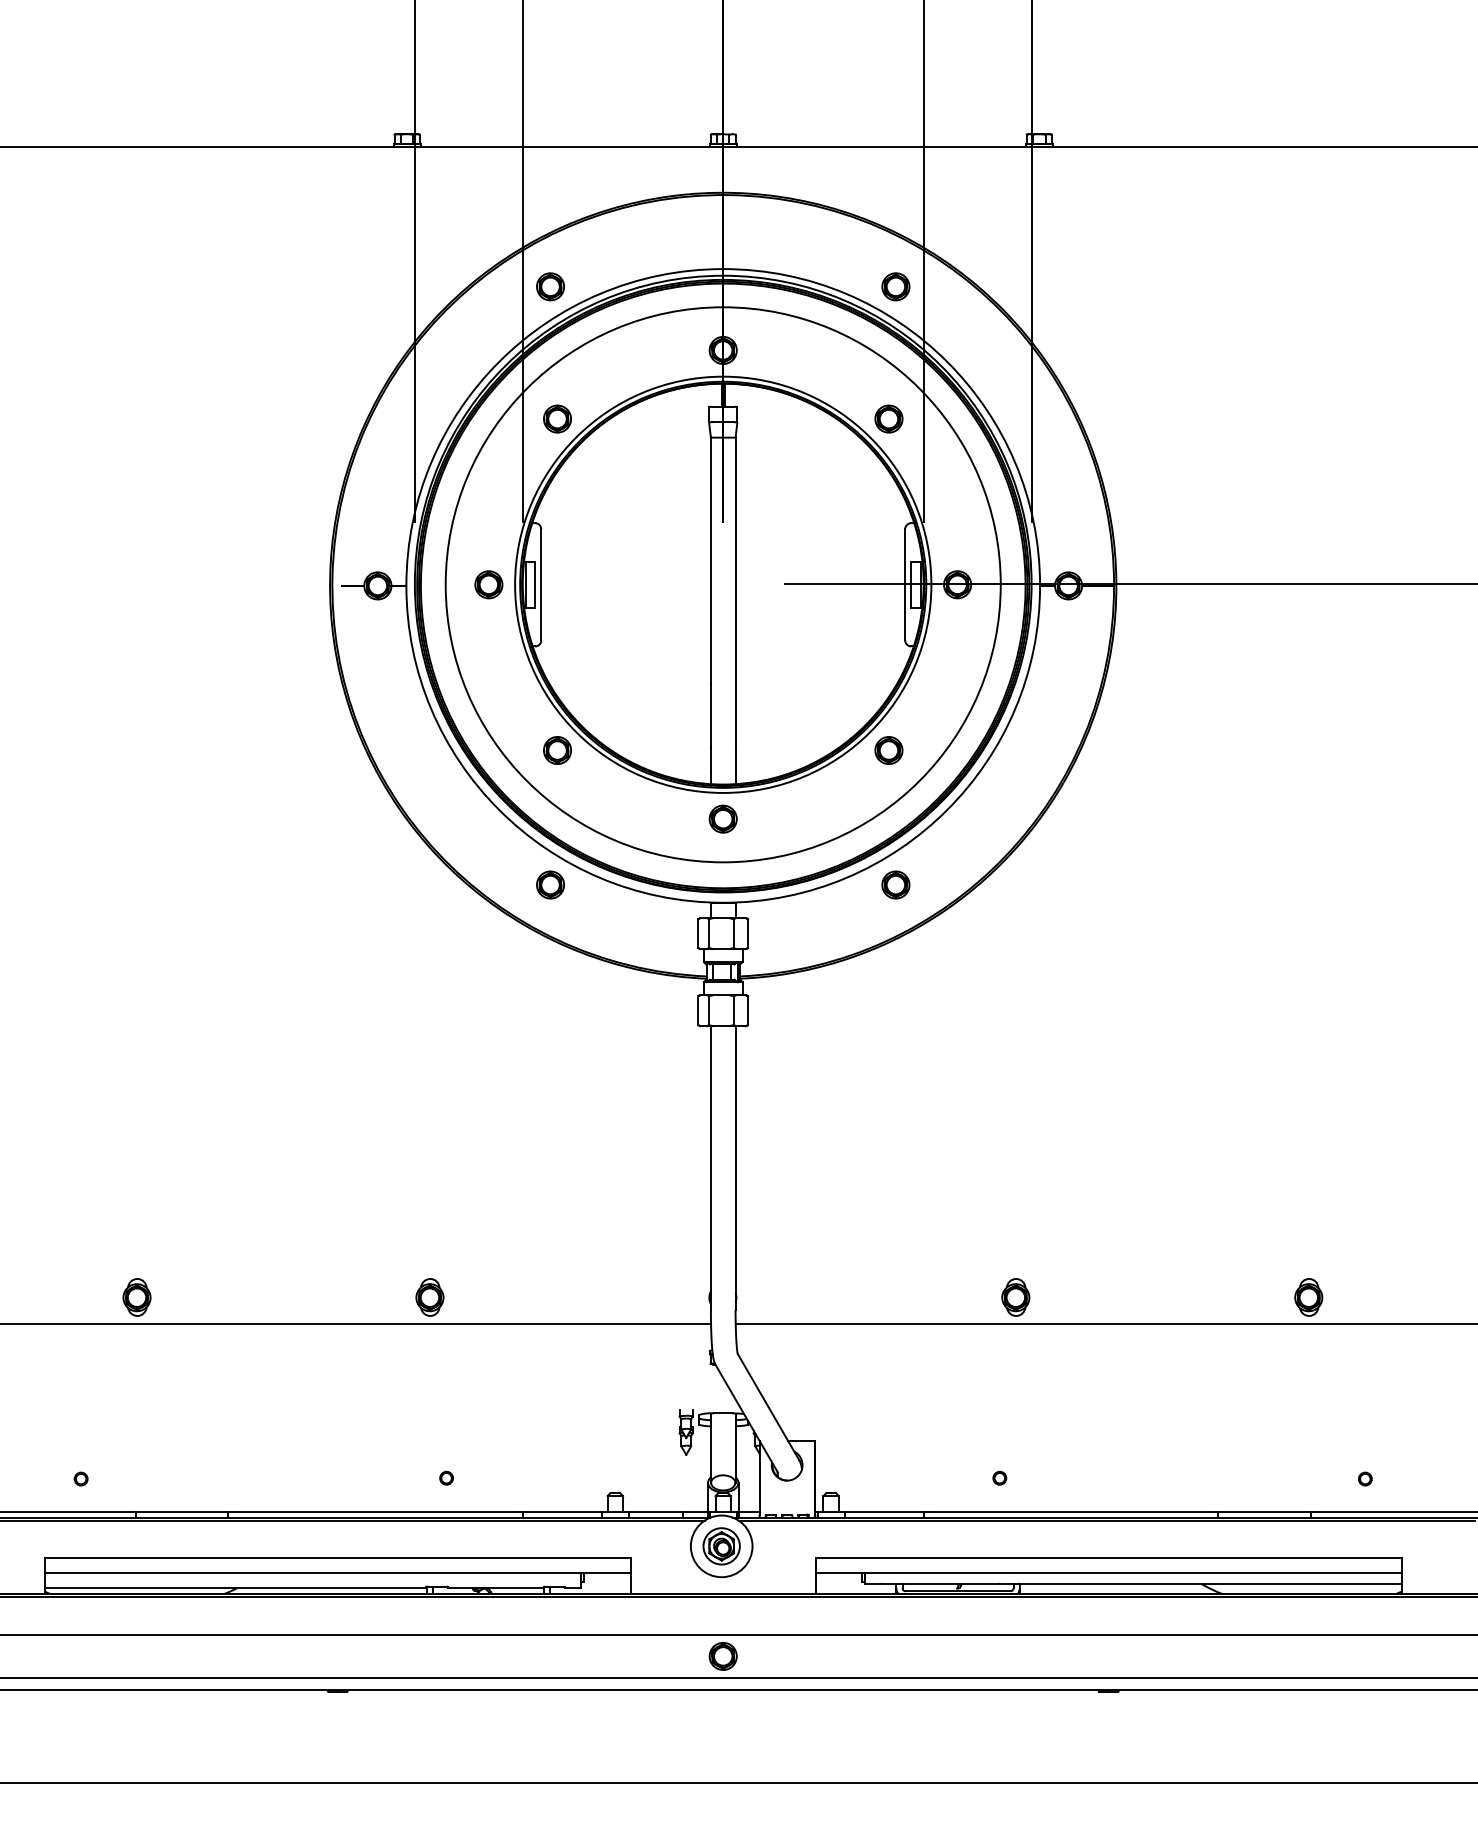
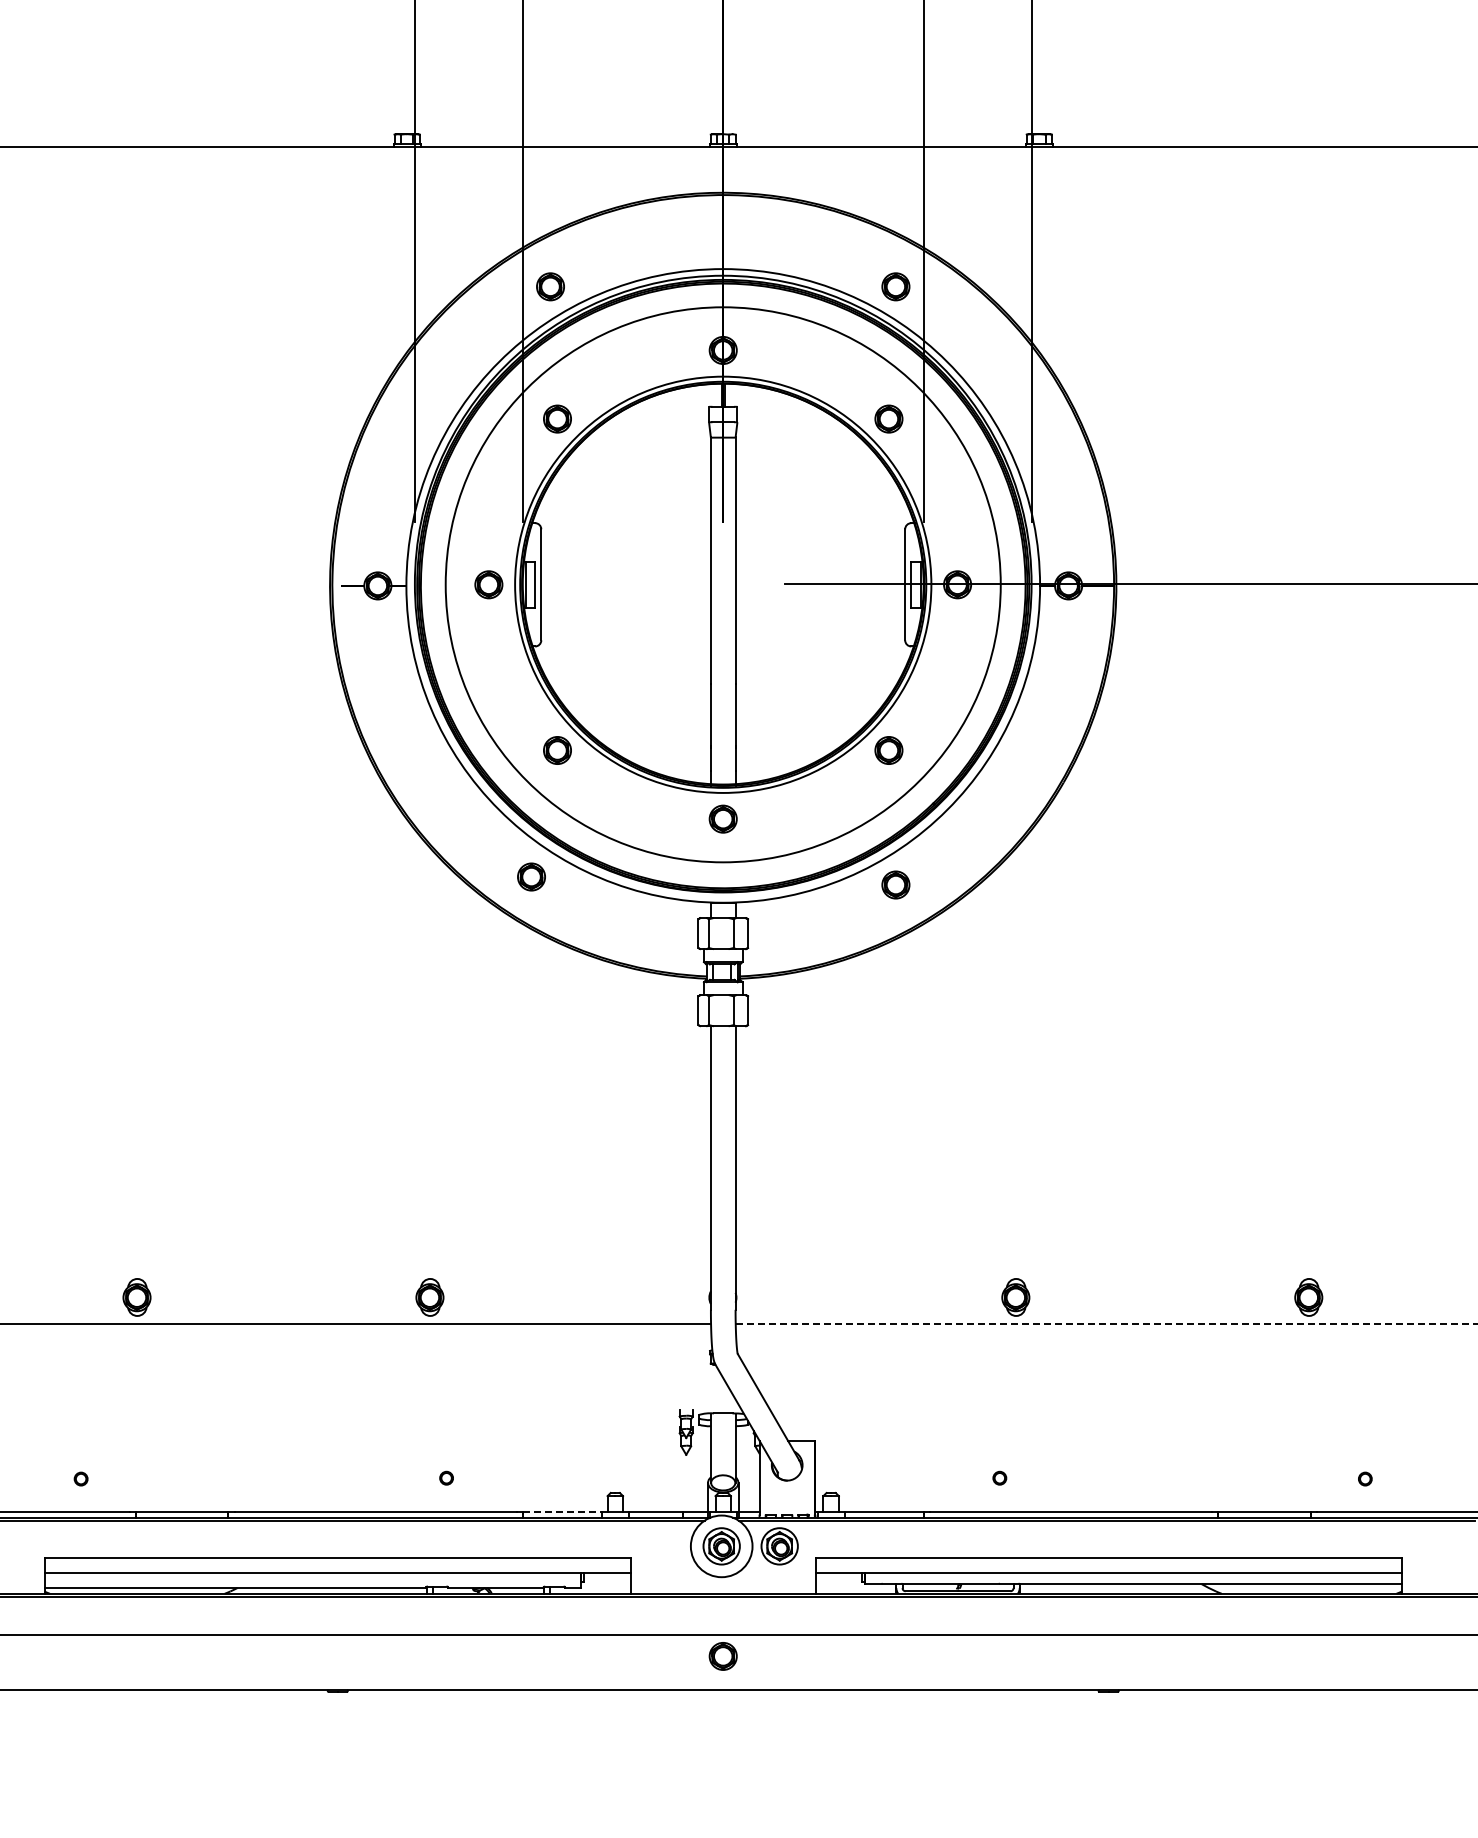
part position: (550, 884) -> (531, 876) (531, 876)
line: solid -> dashed (1106, 1323)
line: solid -> dashed (562, 1511)
part: none -> present (779, 1546)
line: present -> none (738, 1678)
line: present -> none (738, 1782)
